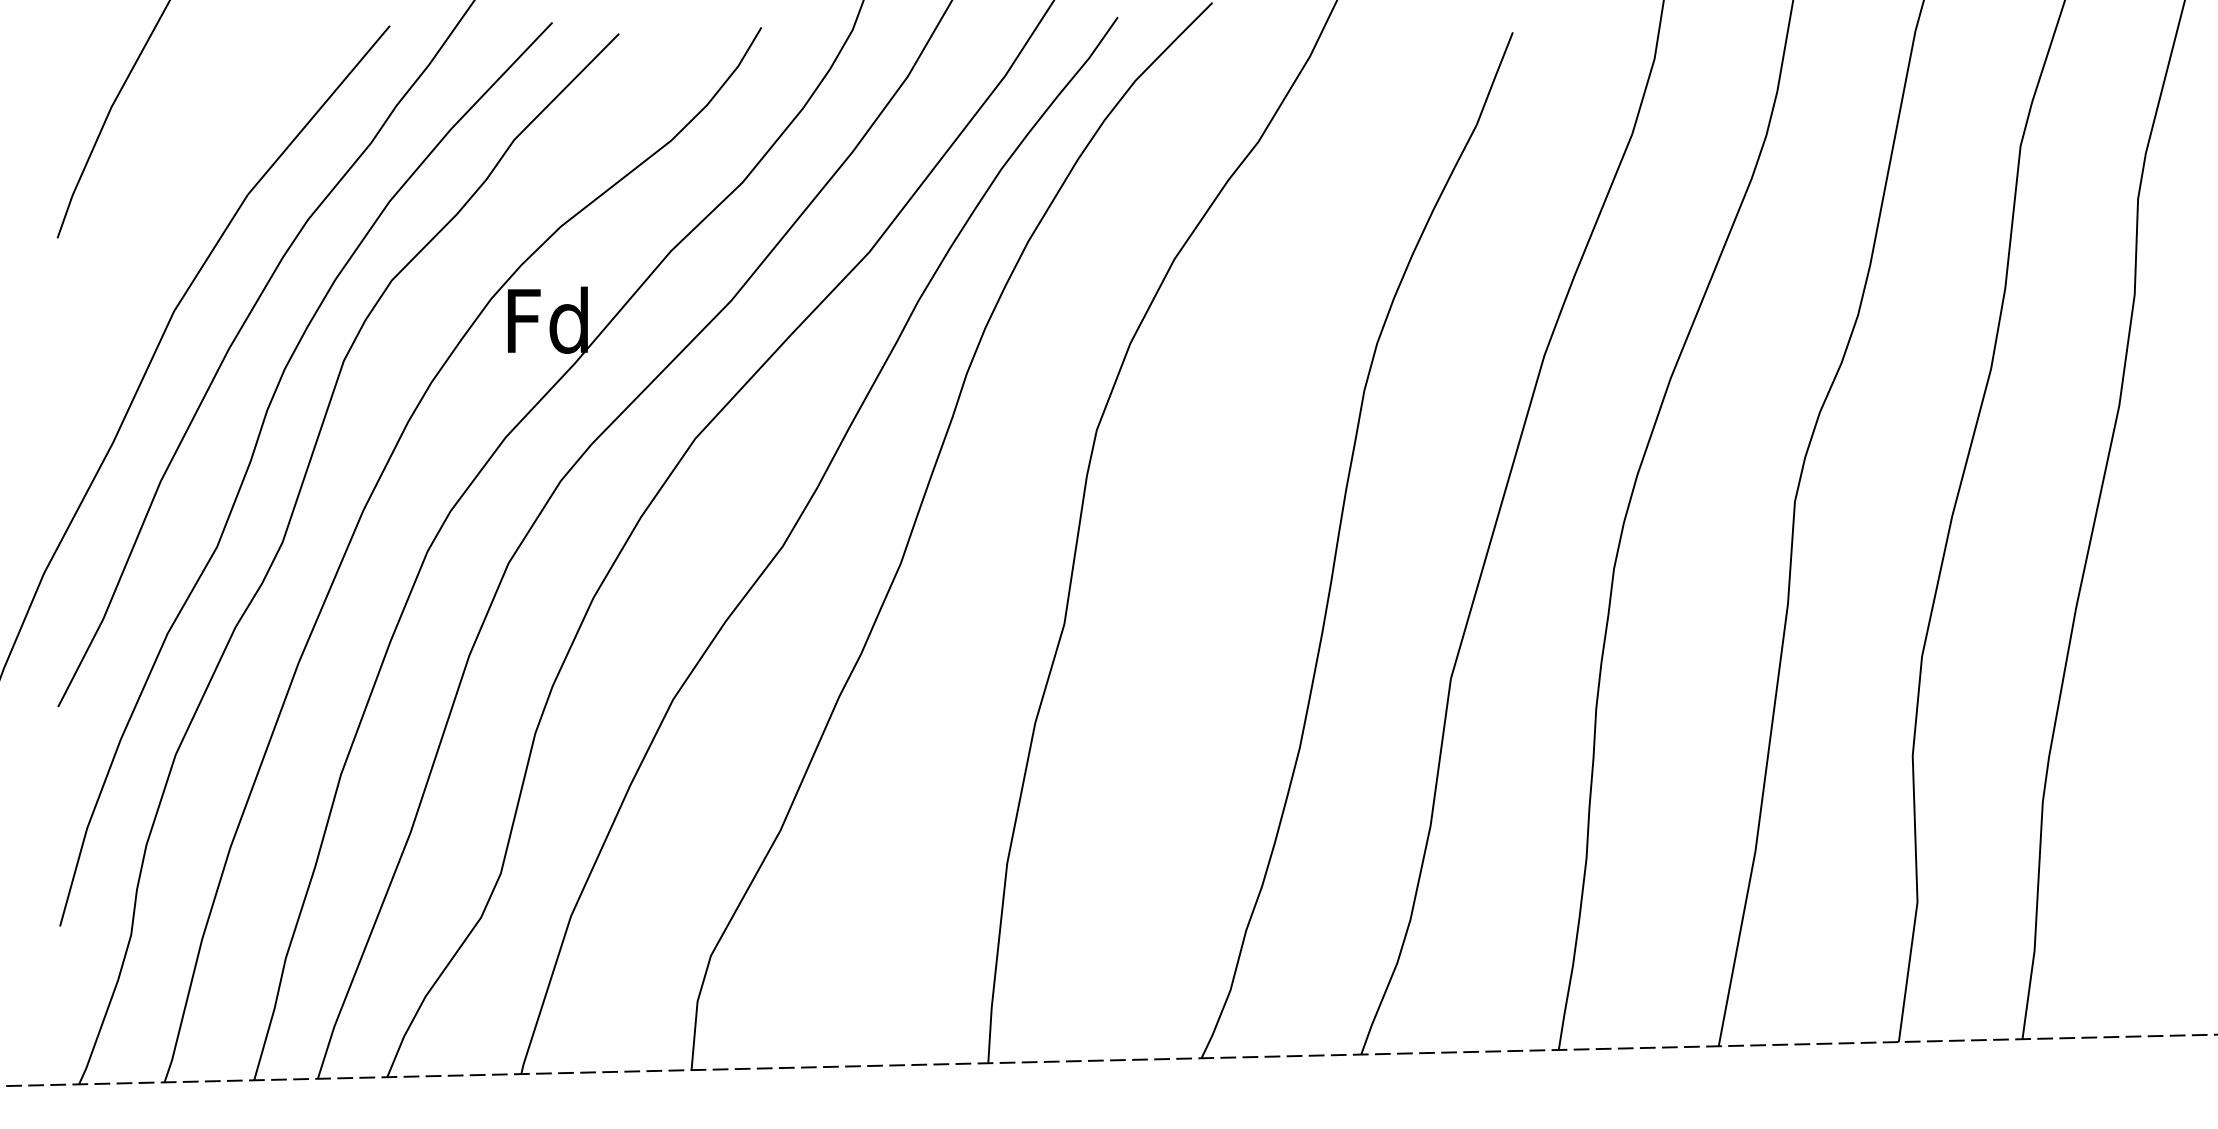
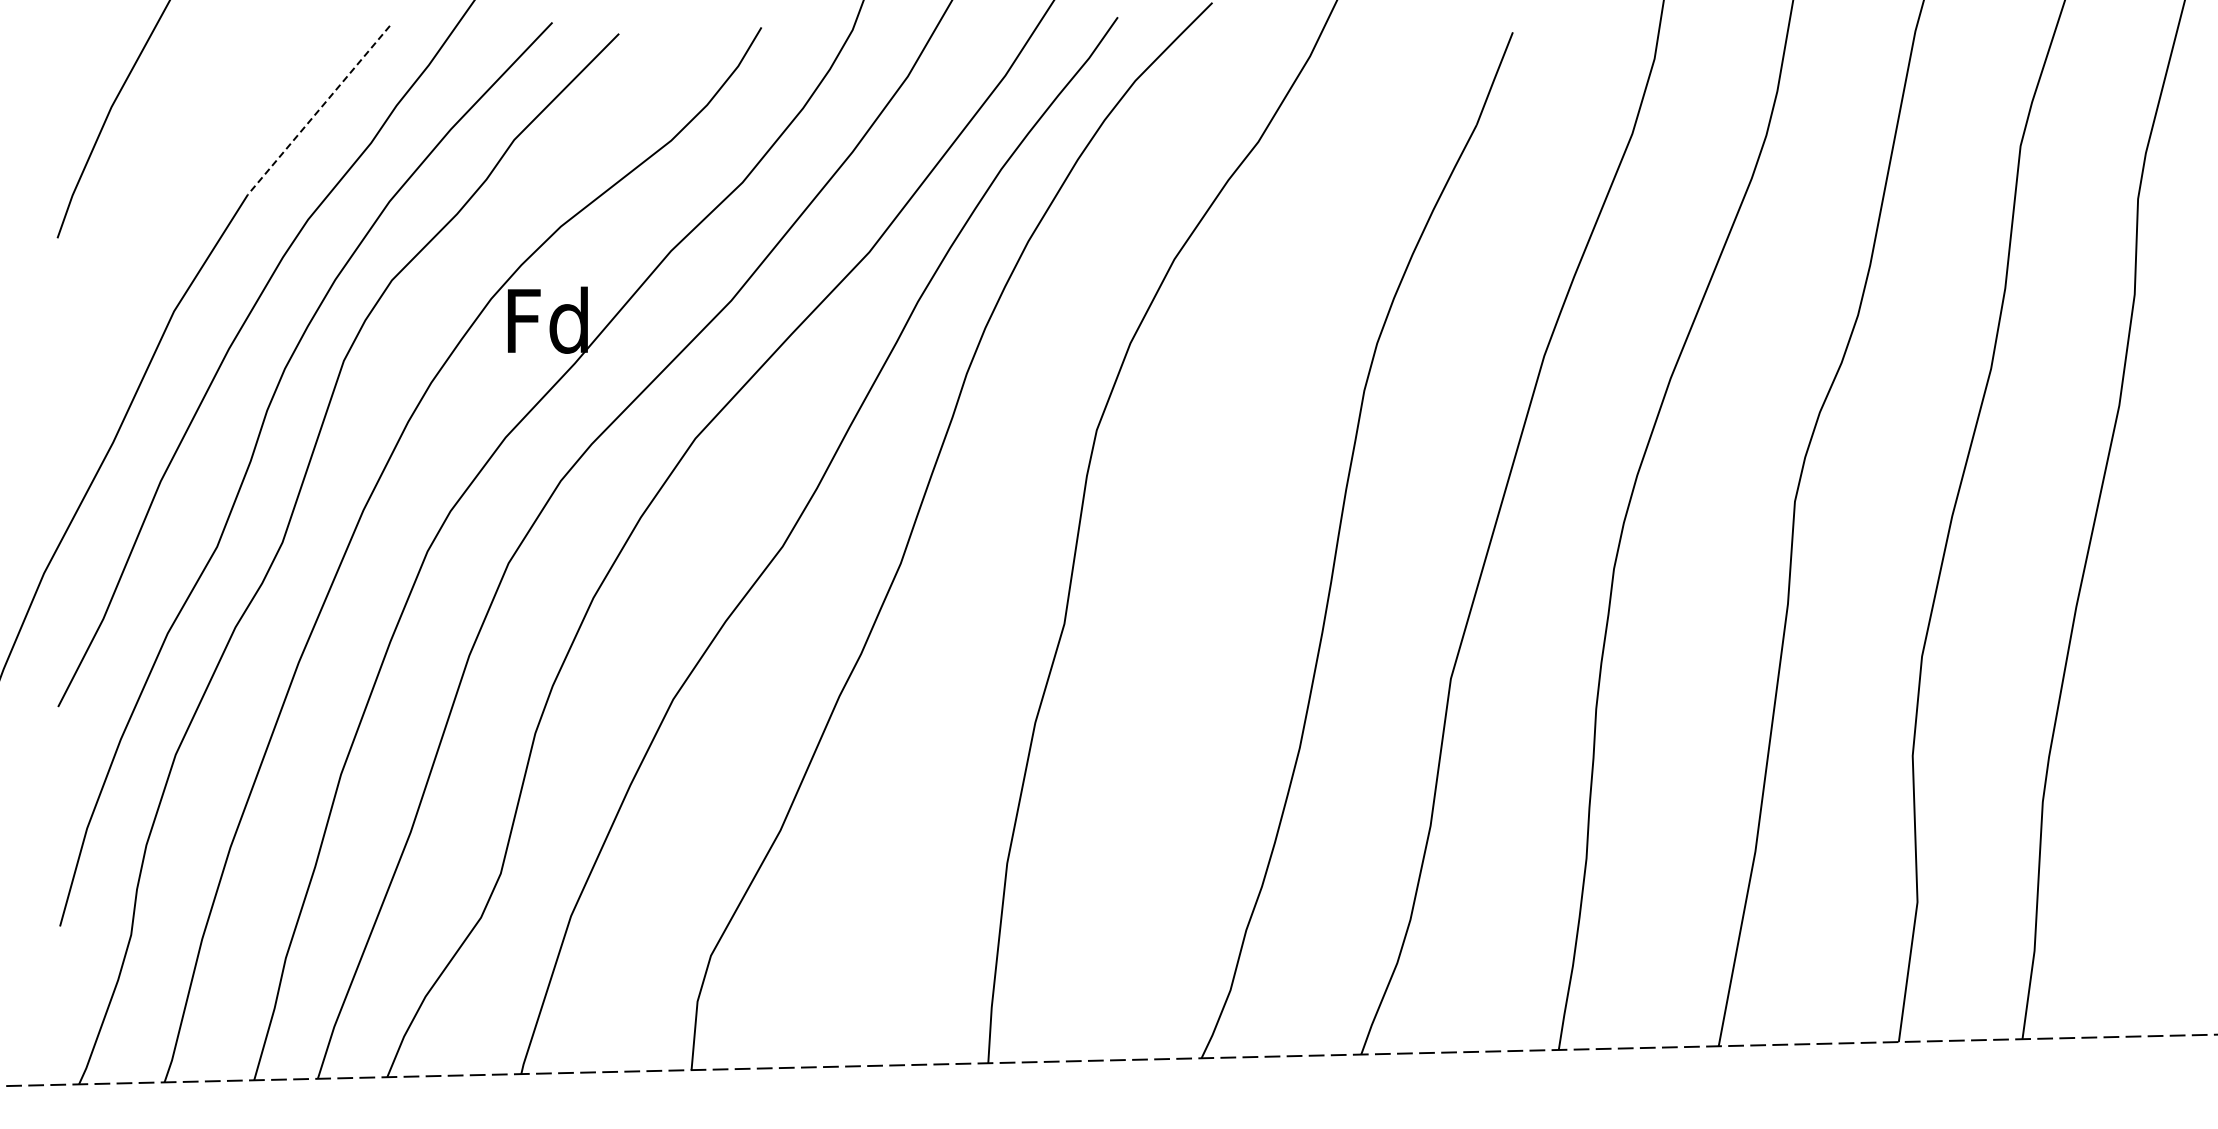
line: solid -> dashed (318, 110)
